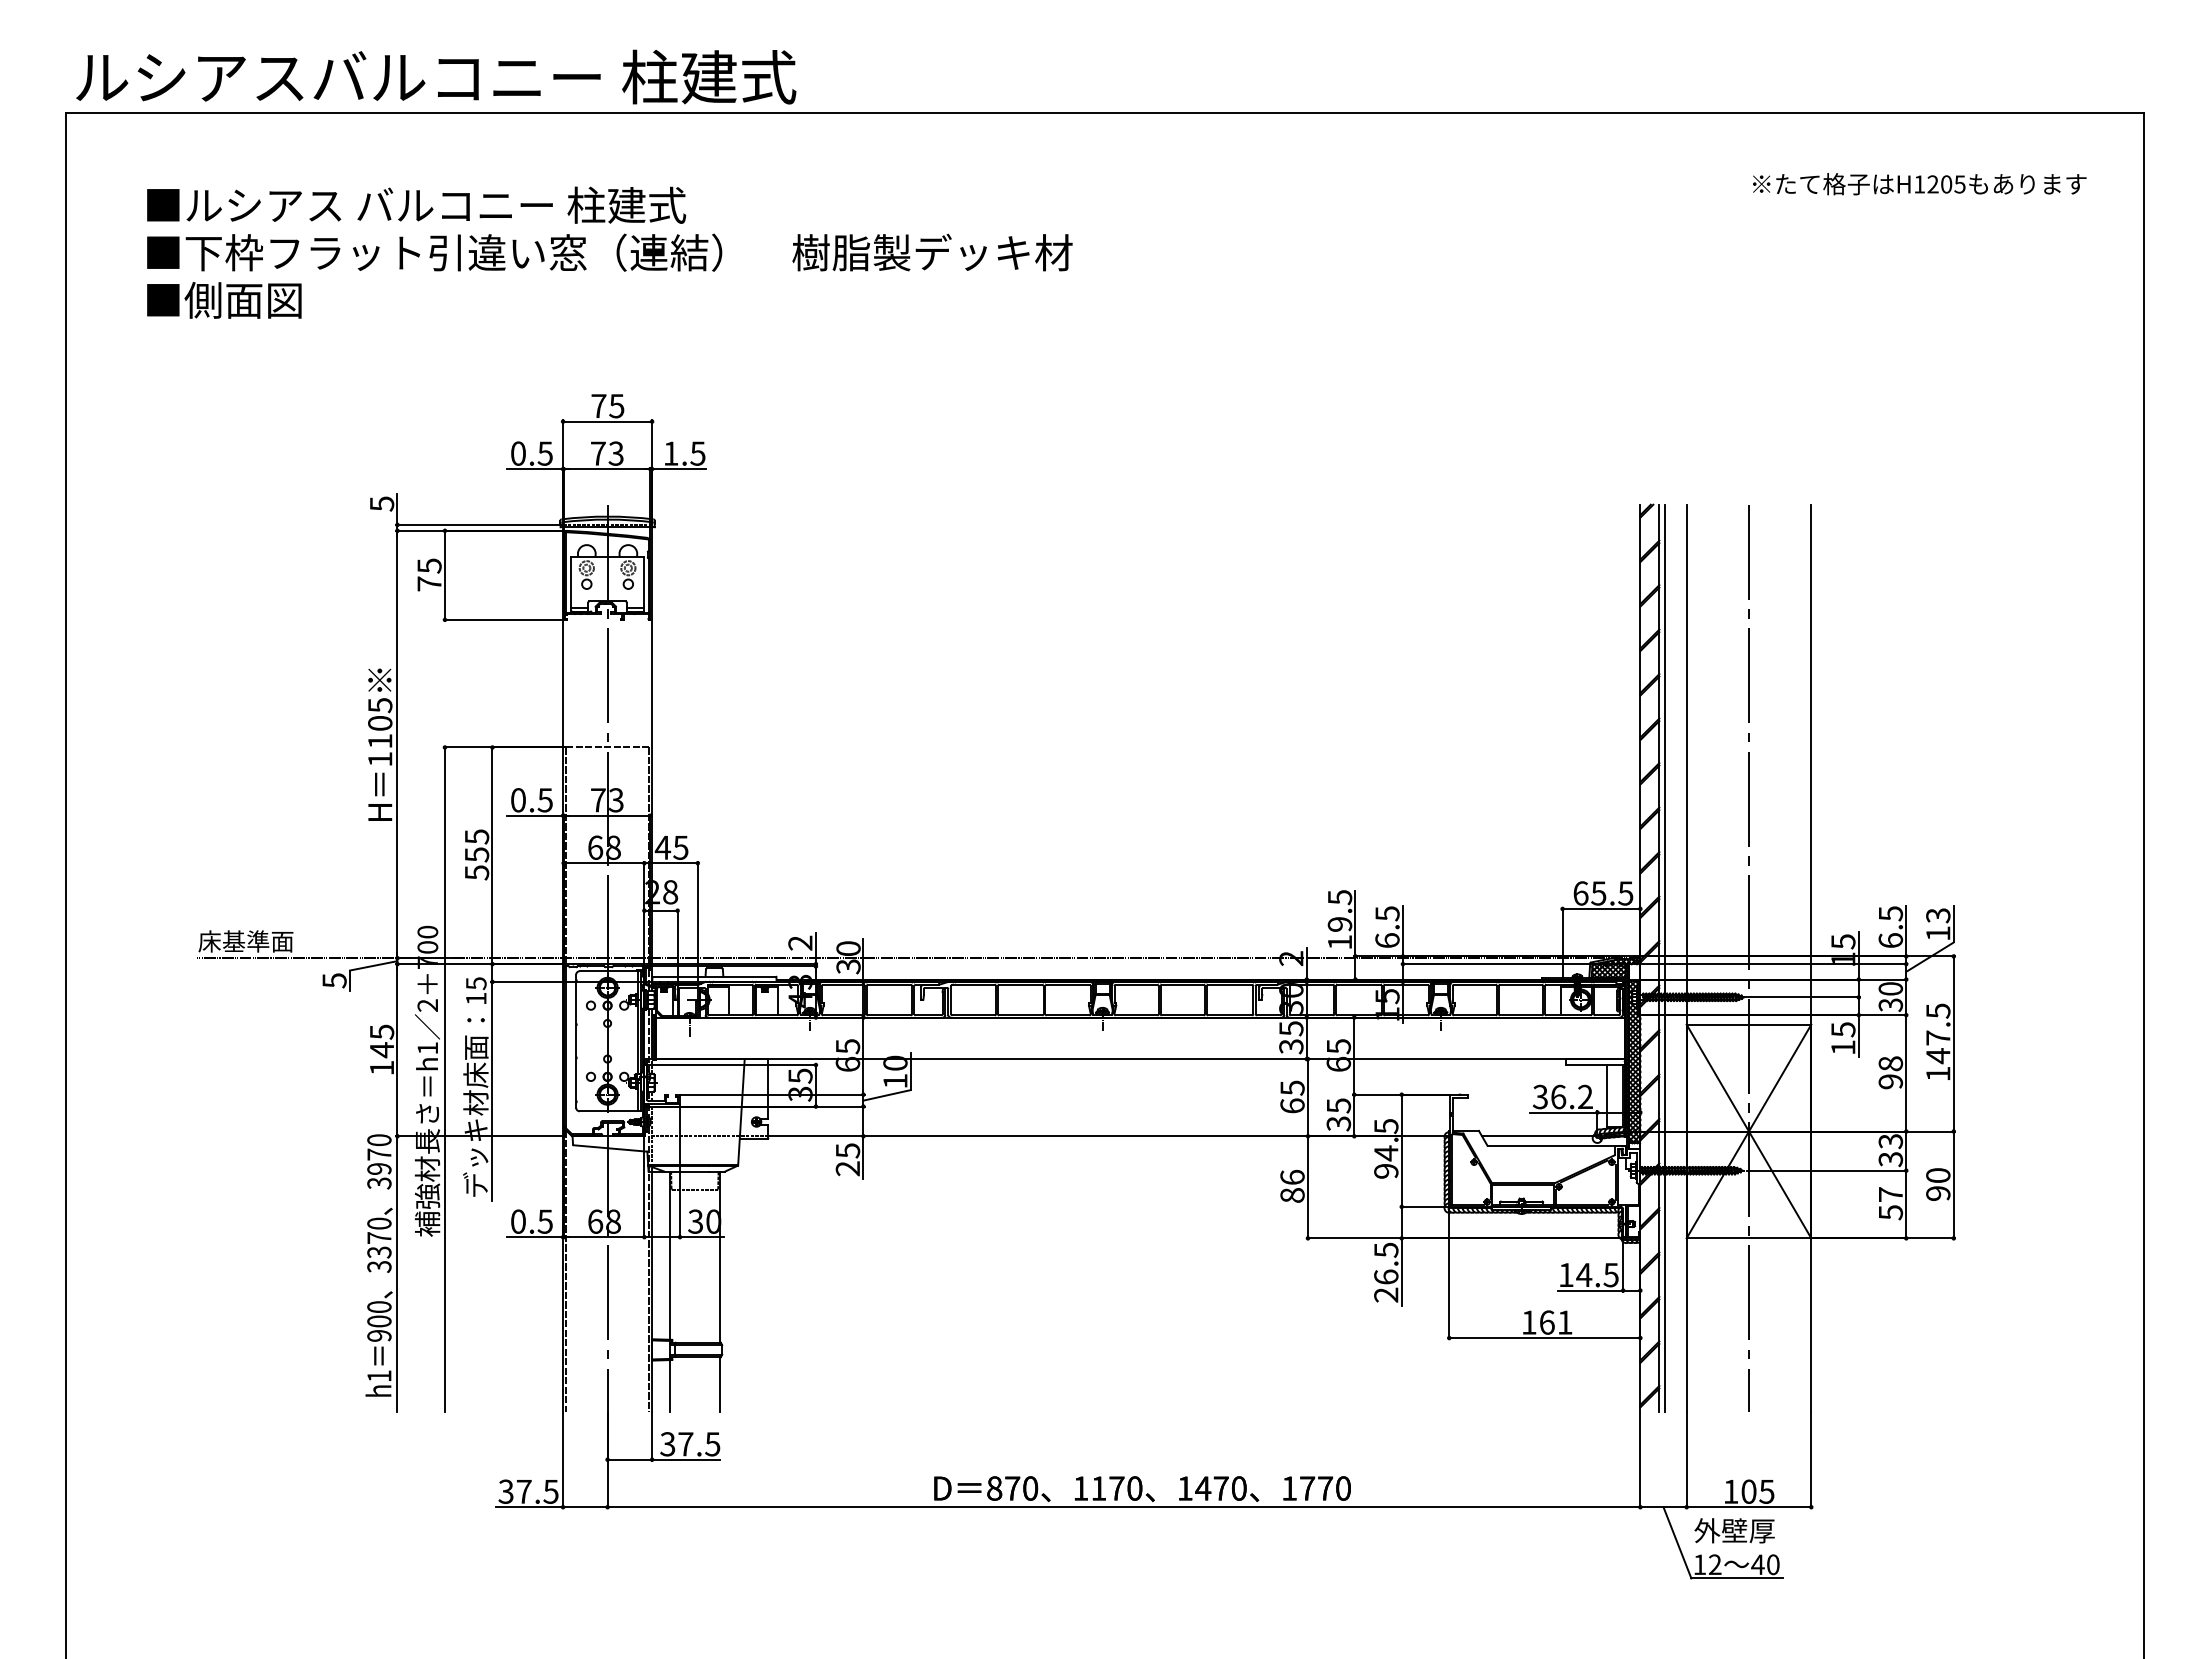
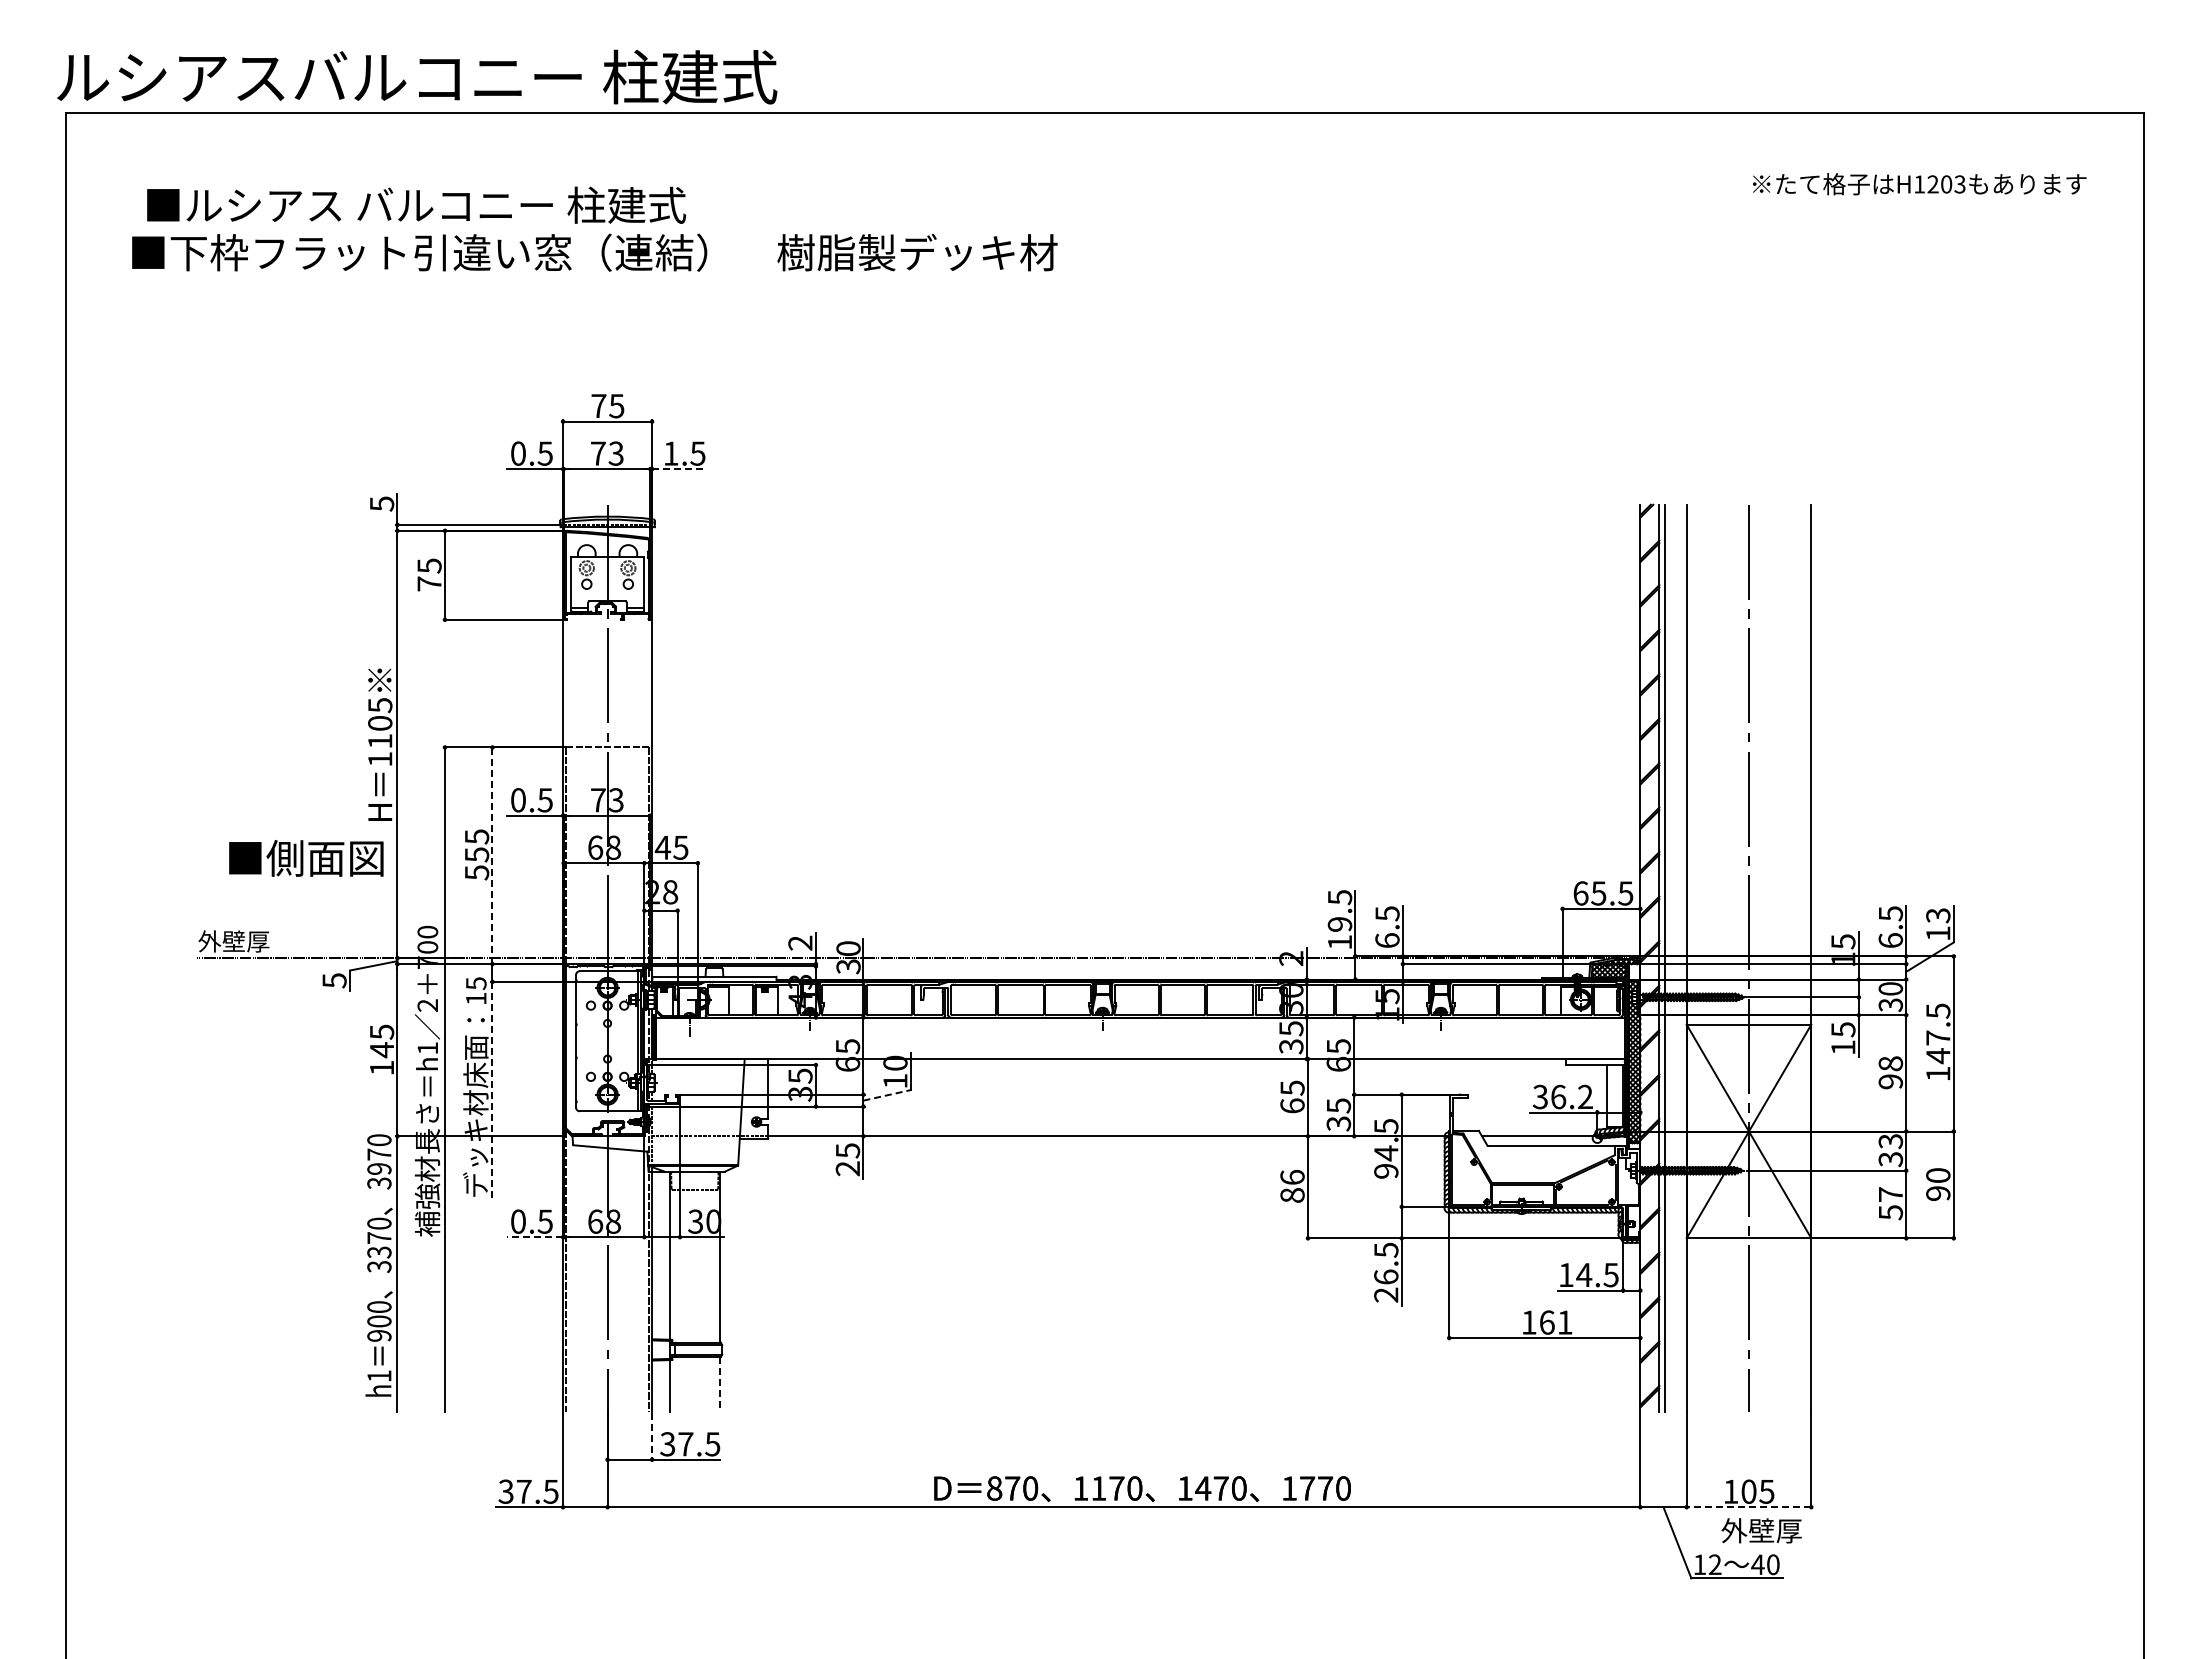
text position: (436, 76) -> (417, 76) (417, 76)
text: H1205 -> H1203 (1960, 183)
text position: (609, 252) -> (594, 252) (594, 252)
text position: (224, 300) -> (306, 858) (306, 858)
line: solid -> dashed (678, 469)
line: solid -> dashed (492, 855)
text: 床基準面 -> 外壁厚 (245, 941)
line: solid -> dashed (492, 1091)
line: solid -> dashed (887, 1095)
line: solid -> dashed (535, 1237)
line: solid -> dashed (719, 1384)
line: solid -> dashed (652, 1437)
line: solid -> dashed (1748, 1507)
text position: (1734, 1530) -> (1761, 1530) (1761, 1530)
